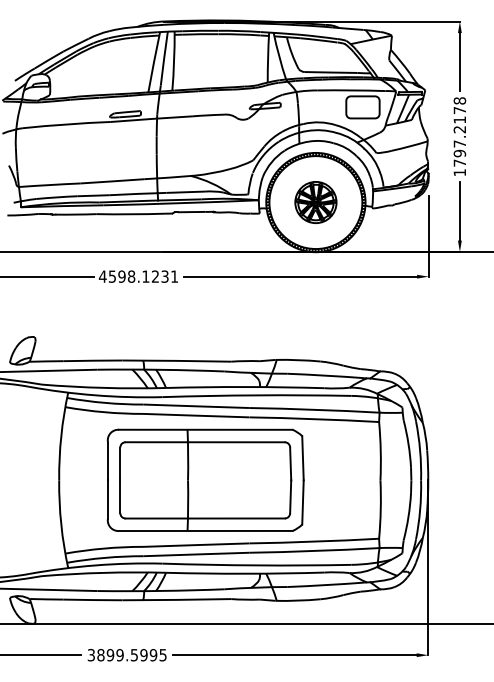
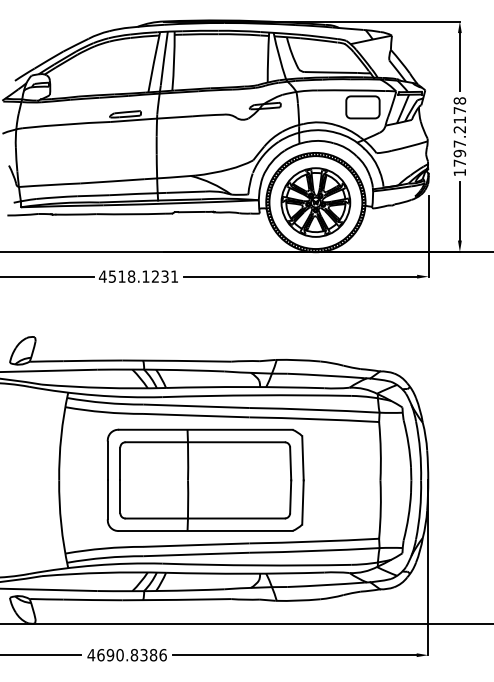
part size: 44x43 px -> 72x71 px (315, 202)
text: 4598.1231 -> 4518.1231 (121, 276)
text: 3899.5995 -> 4690.8386 (126, 655)
